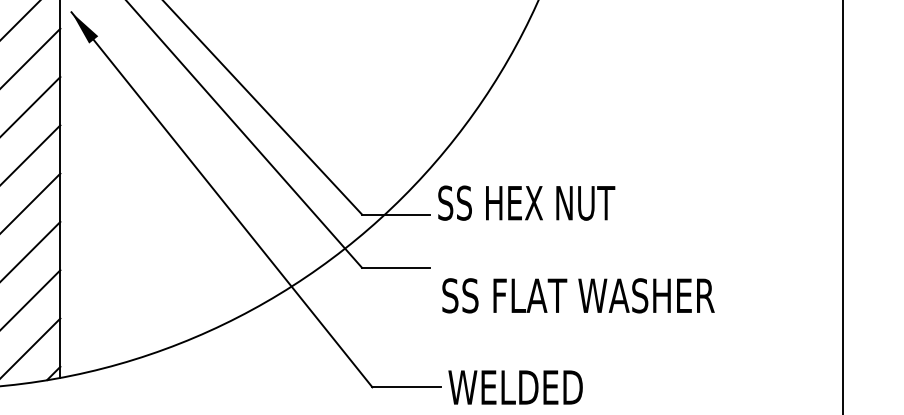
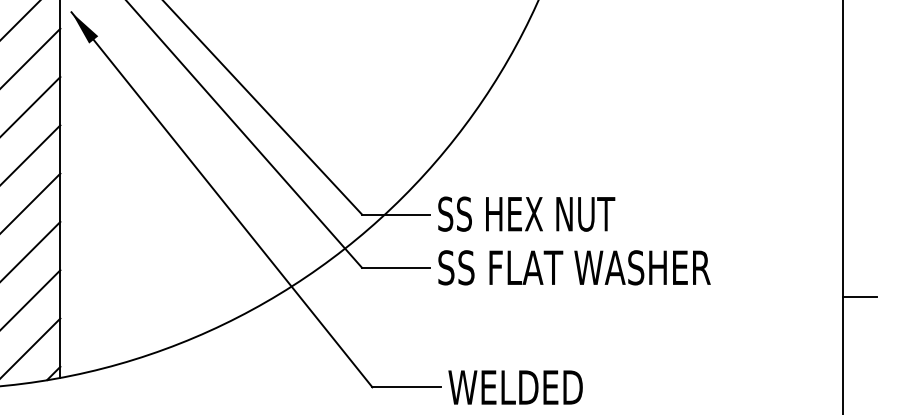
text position: (526, 202) -> (526, 213) (526, 213)
text position: (578, 295) -> (574, 267) (574, 267)
line: none -> present (859, 297)
